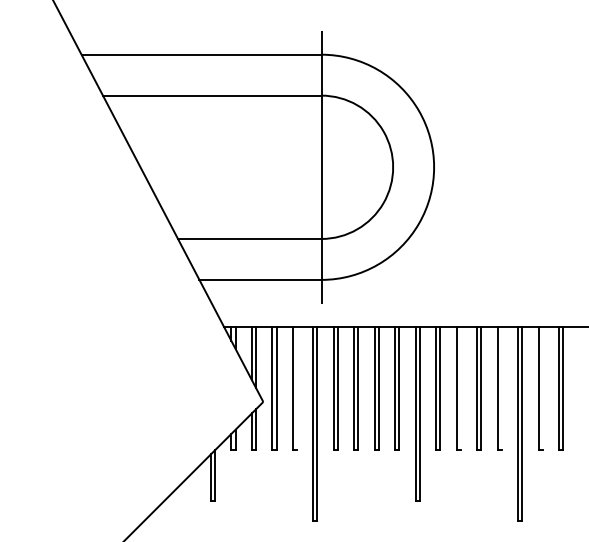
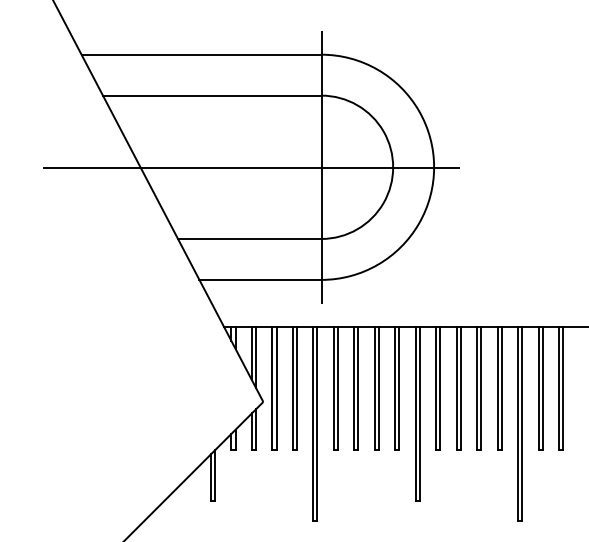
line: none -> present (251, 167)
line: none -> present (296, 388)
line: none -> present (460, 388)
line: none -> present (501, 388)
line: none -> present (542, 388)
